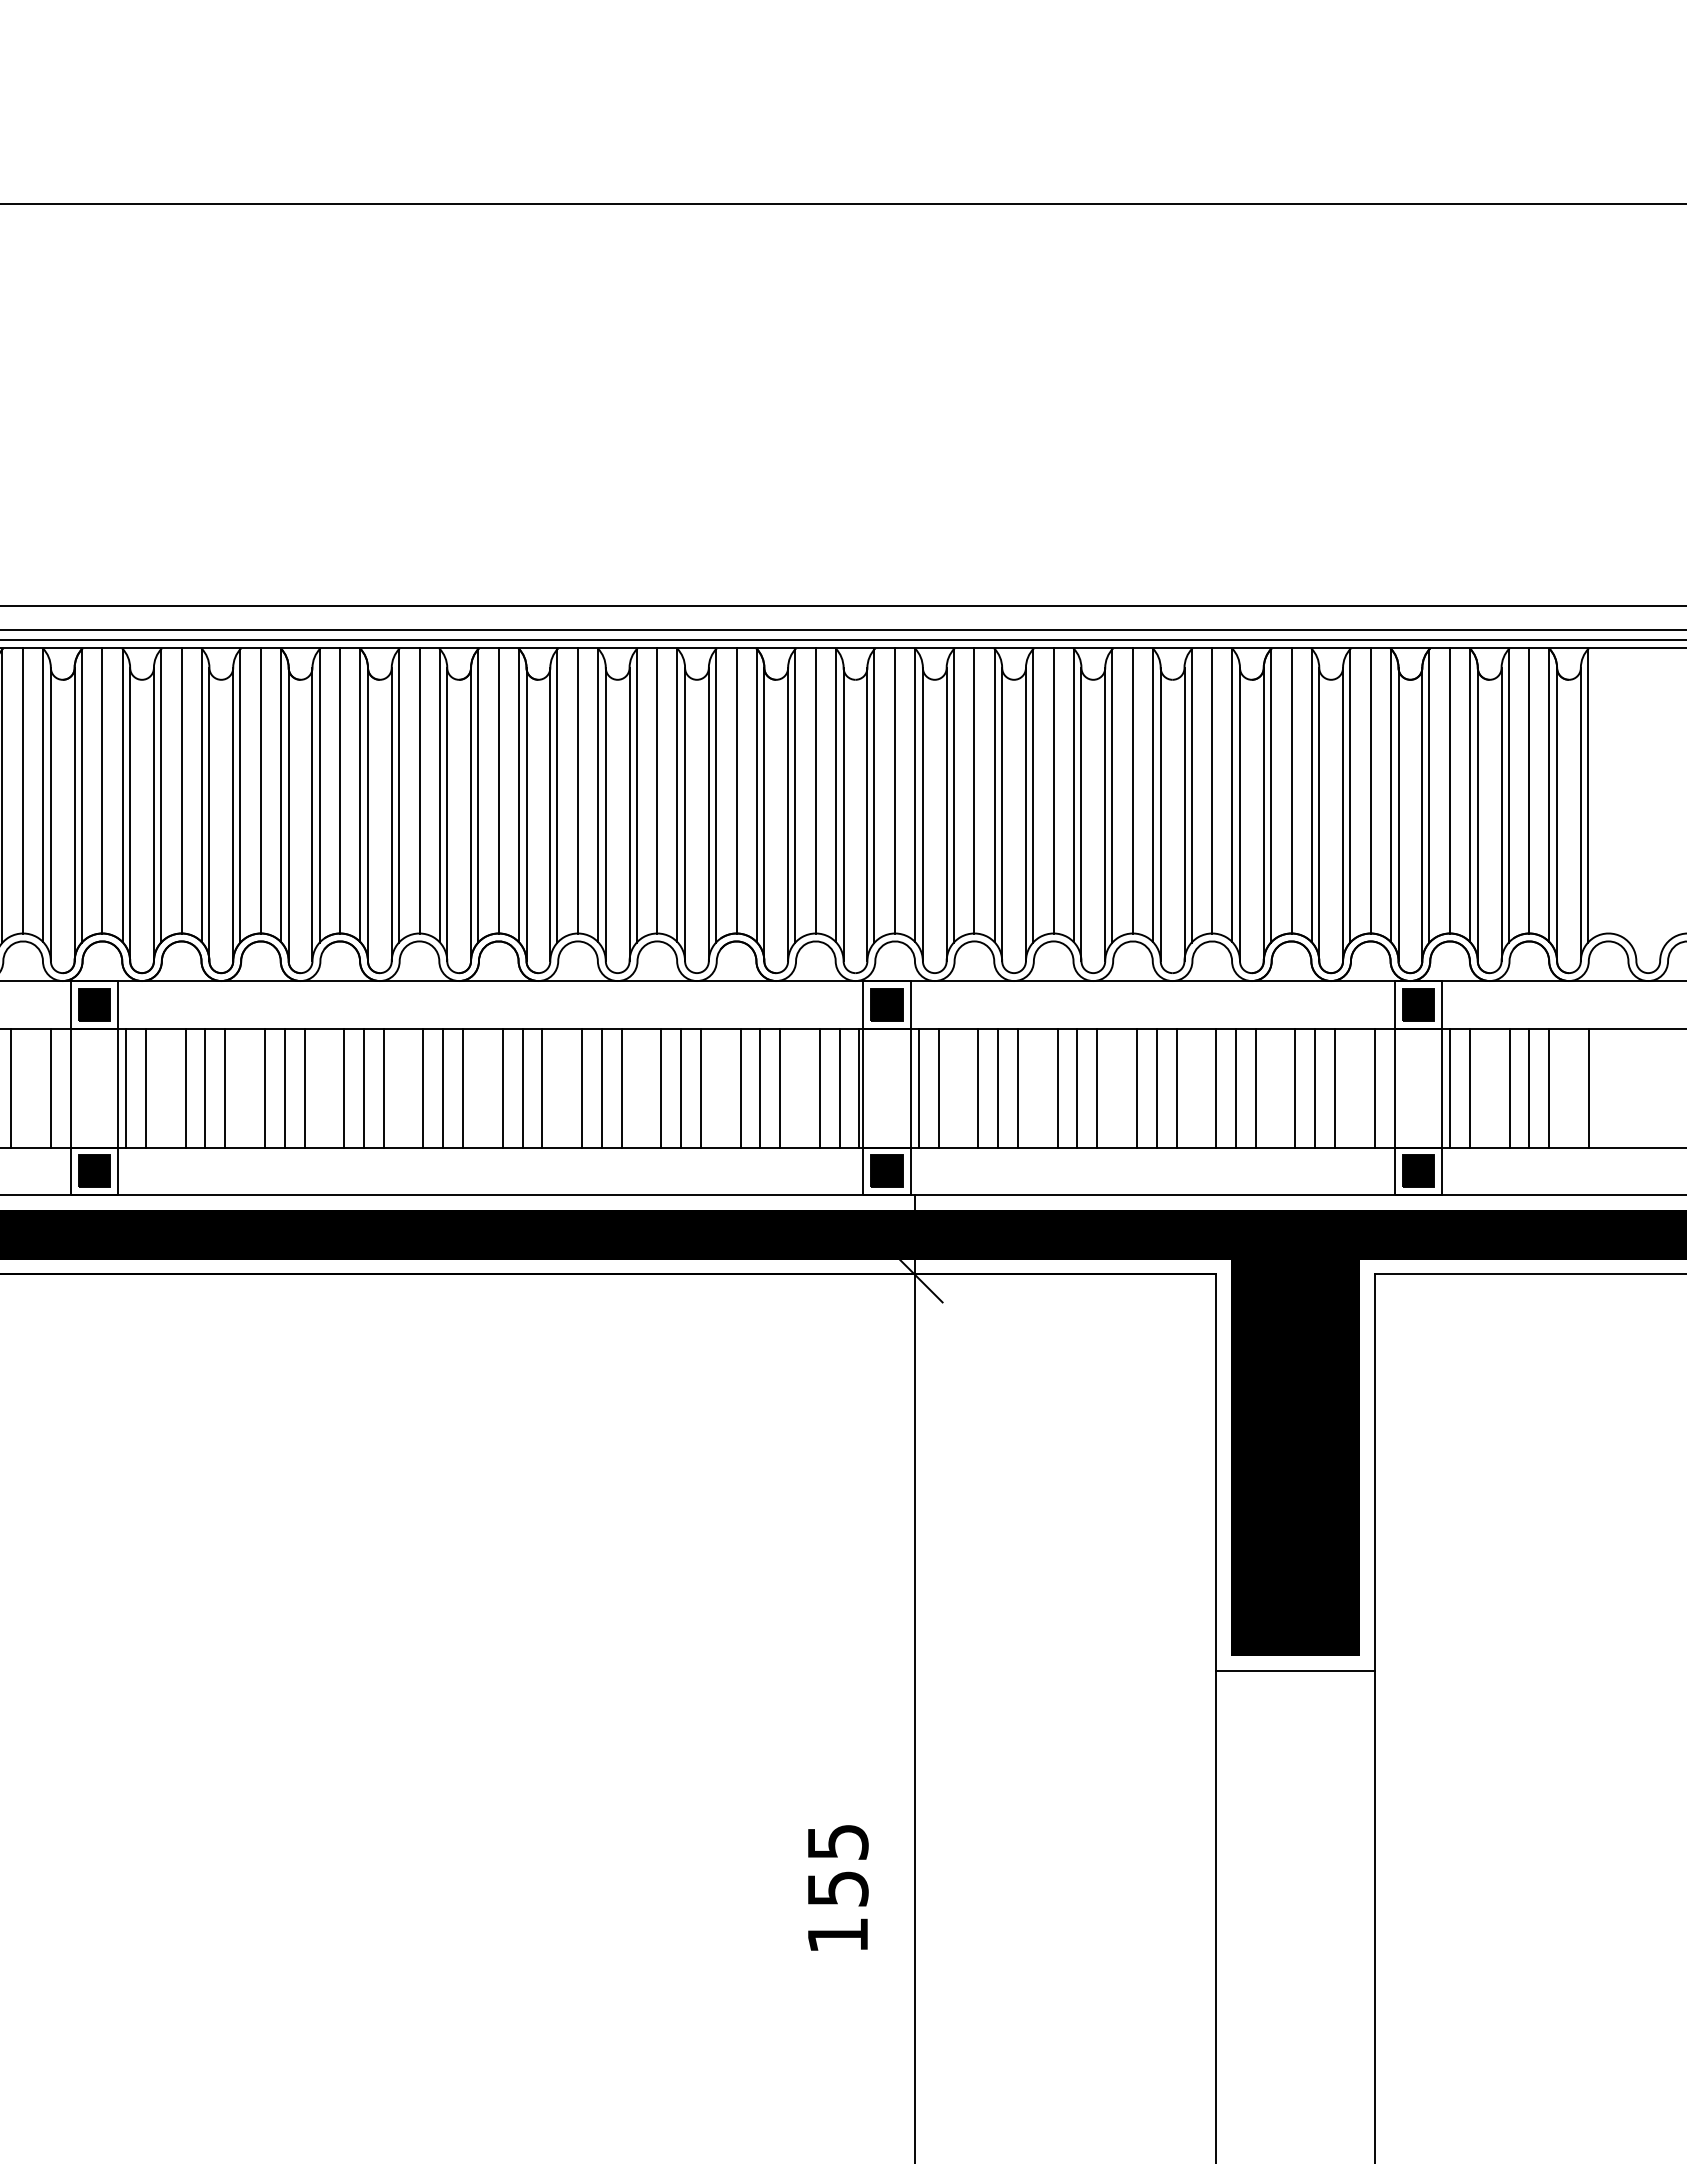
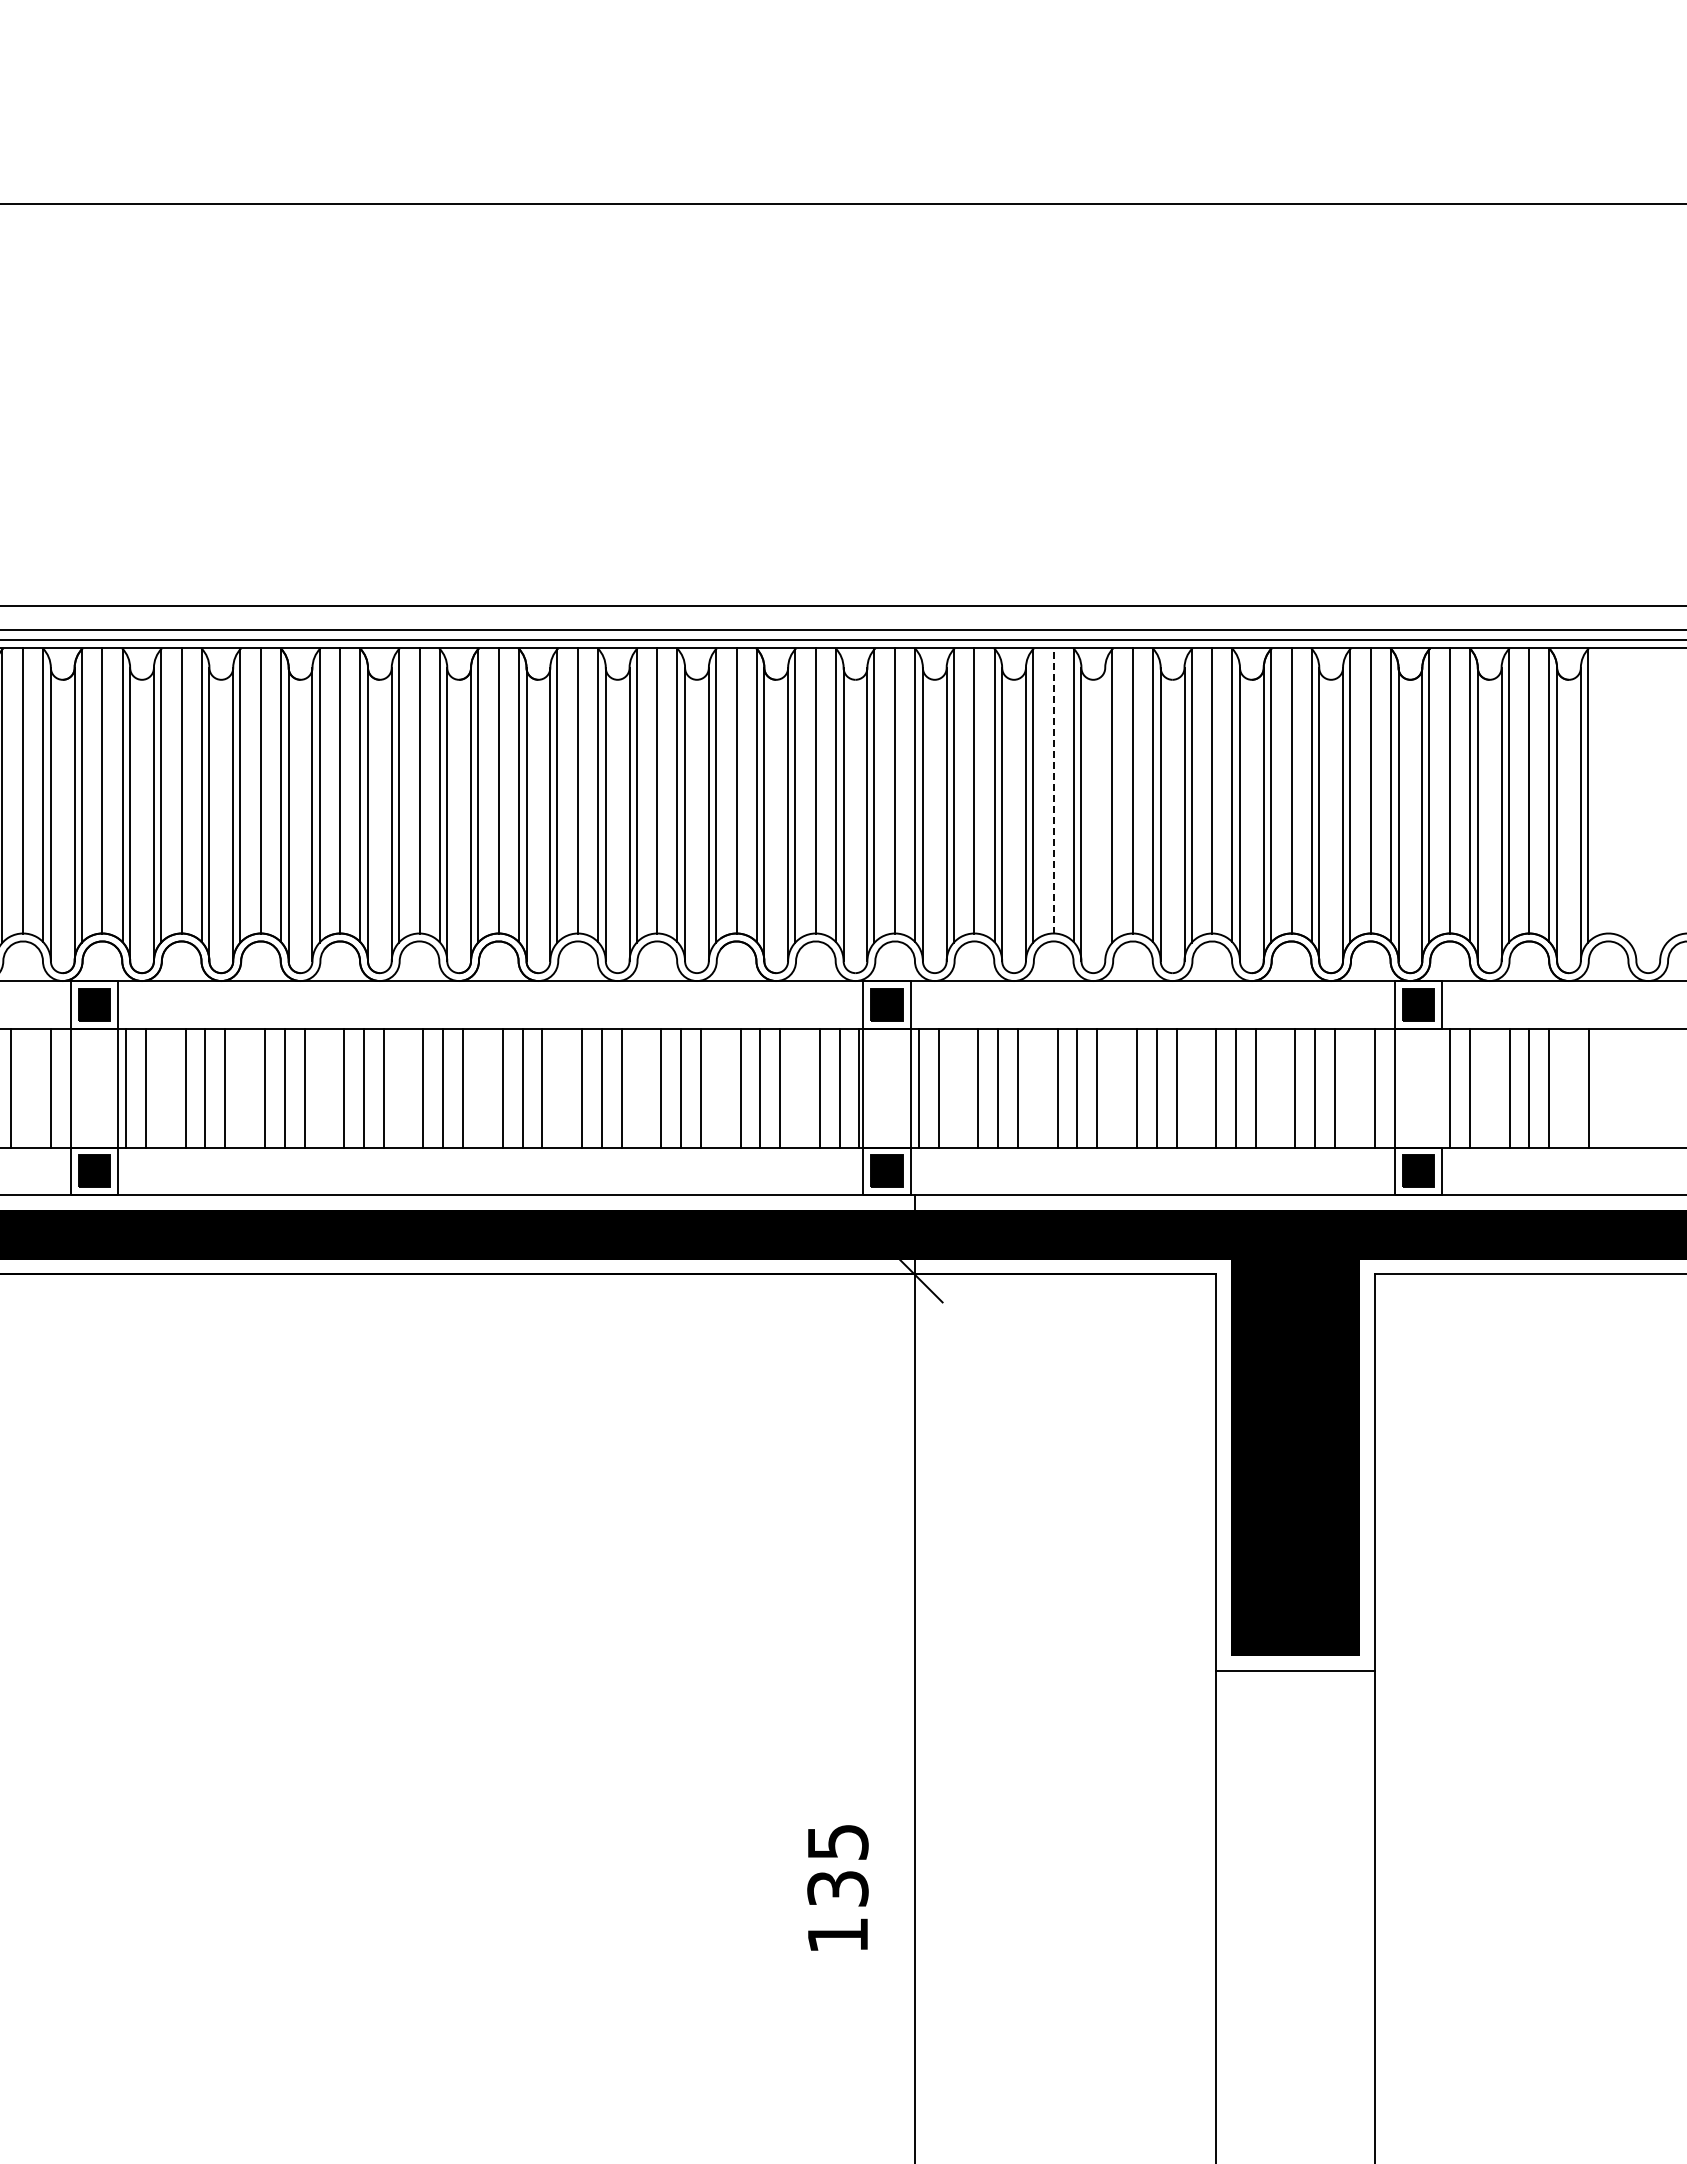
line: solid -> dashed (1053, 790)
line: present -> none (1105, 814)
line: present -> none (1442, 1087)
text: 155 -> 135 (837, 1888)
